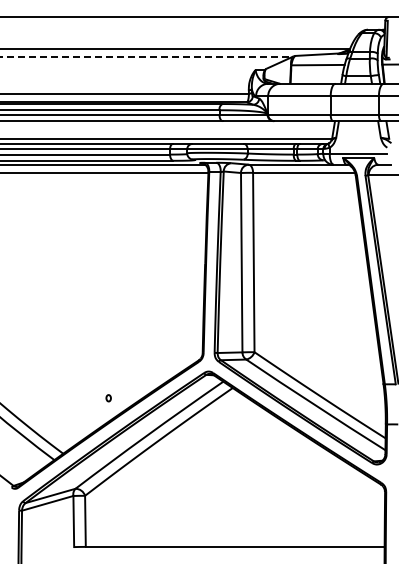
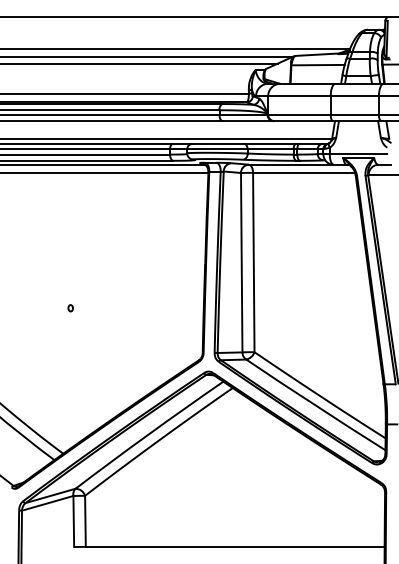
line: dashed -> solid (146, 56)
line: none -> present (139, 63)
part position: (108, 398) -> (70, 308) (70, 308)
